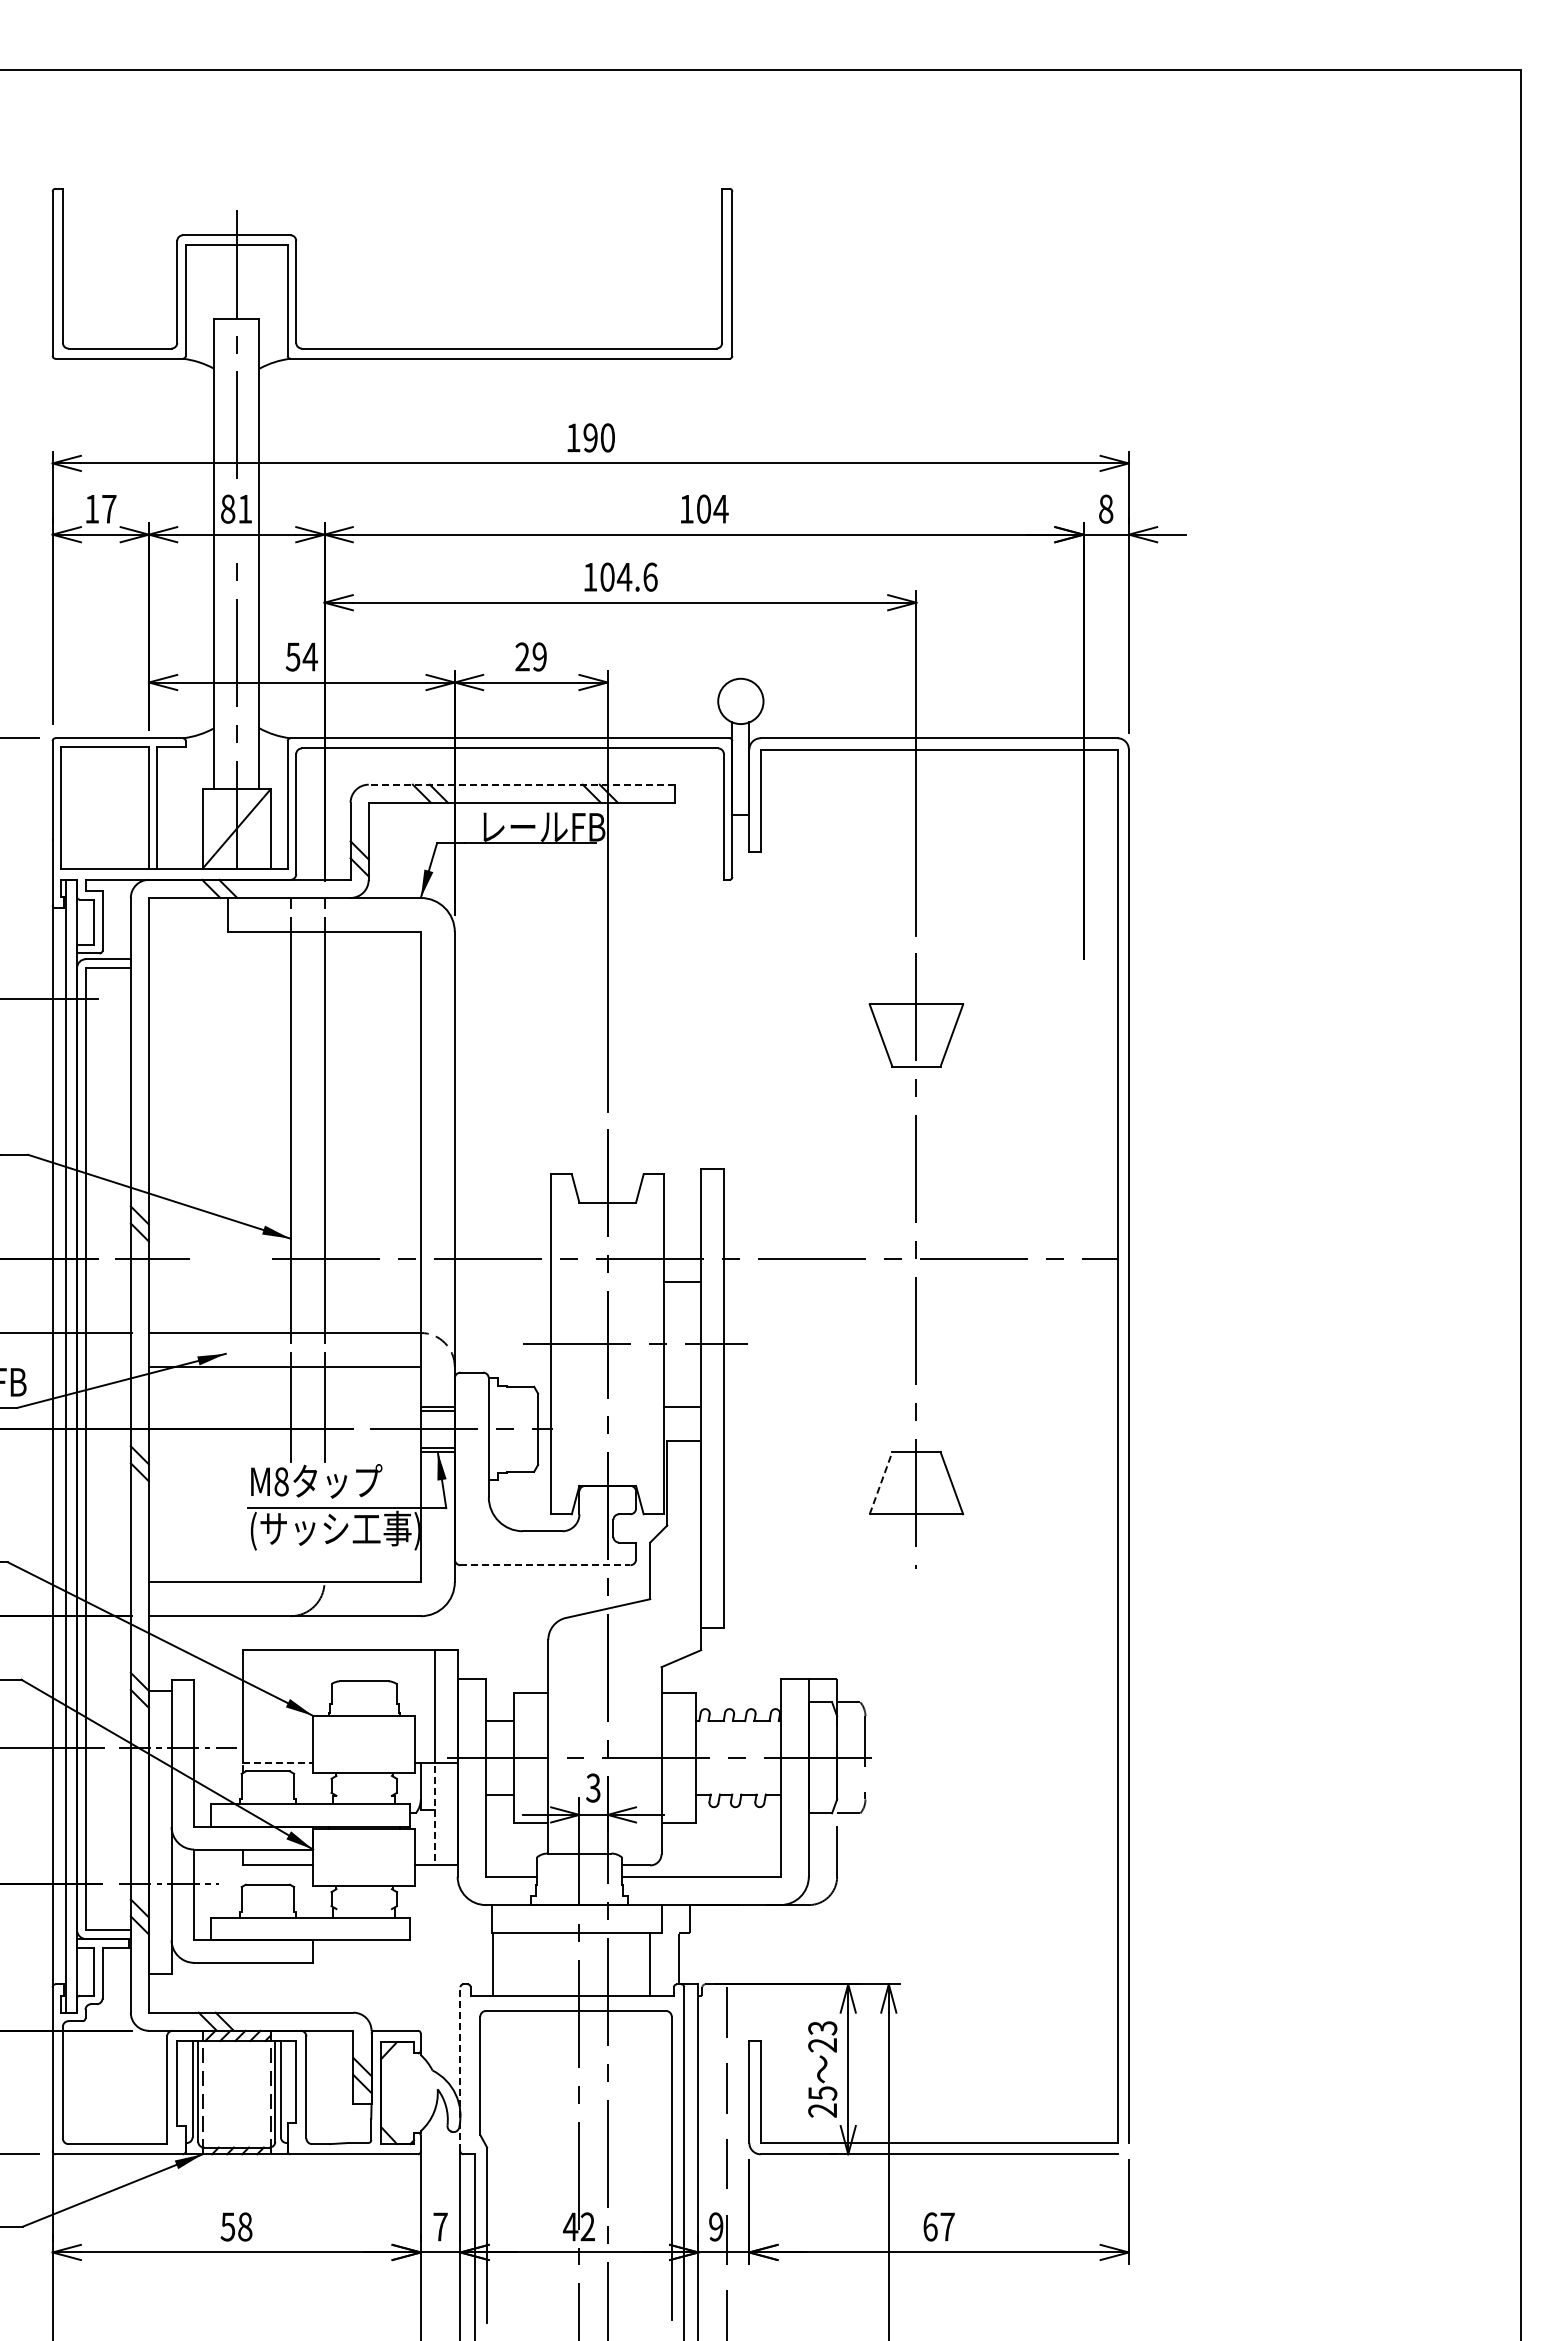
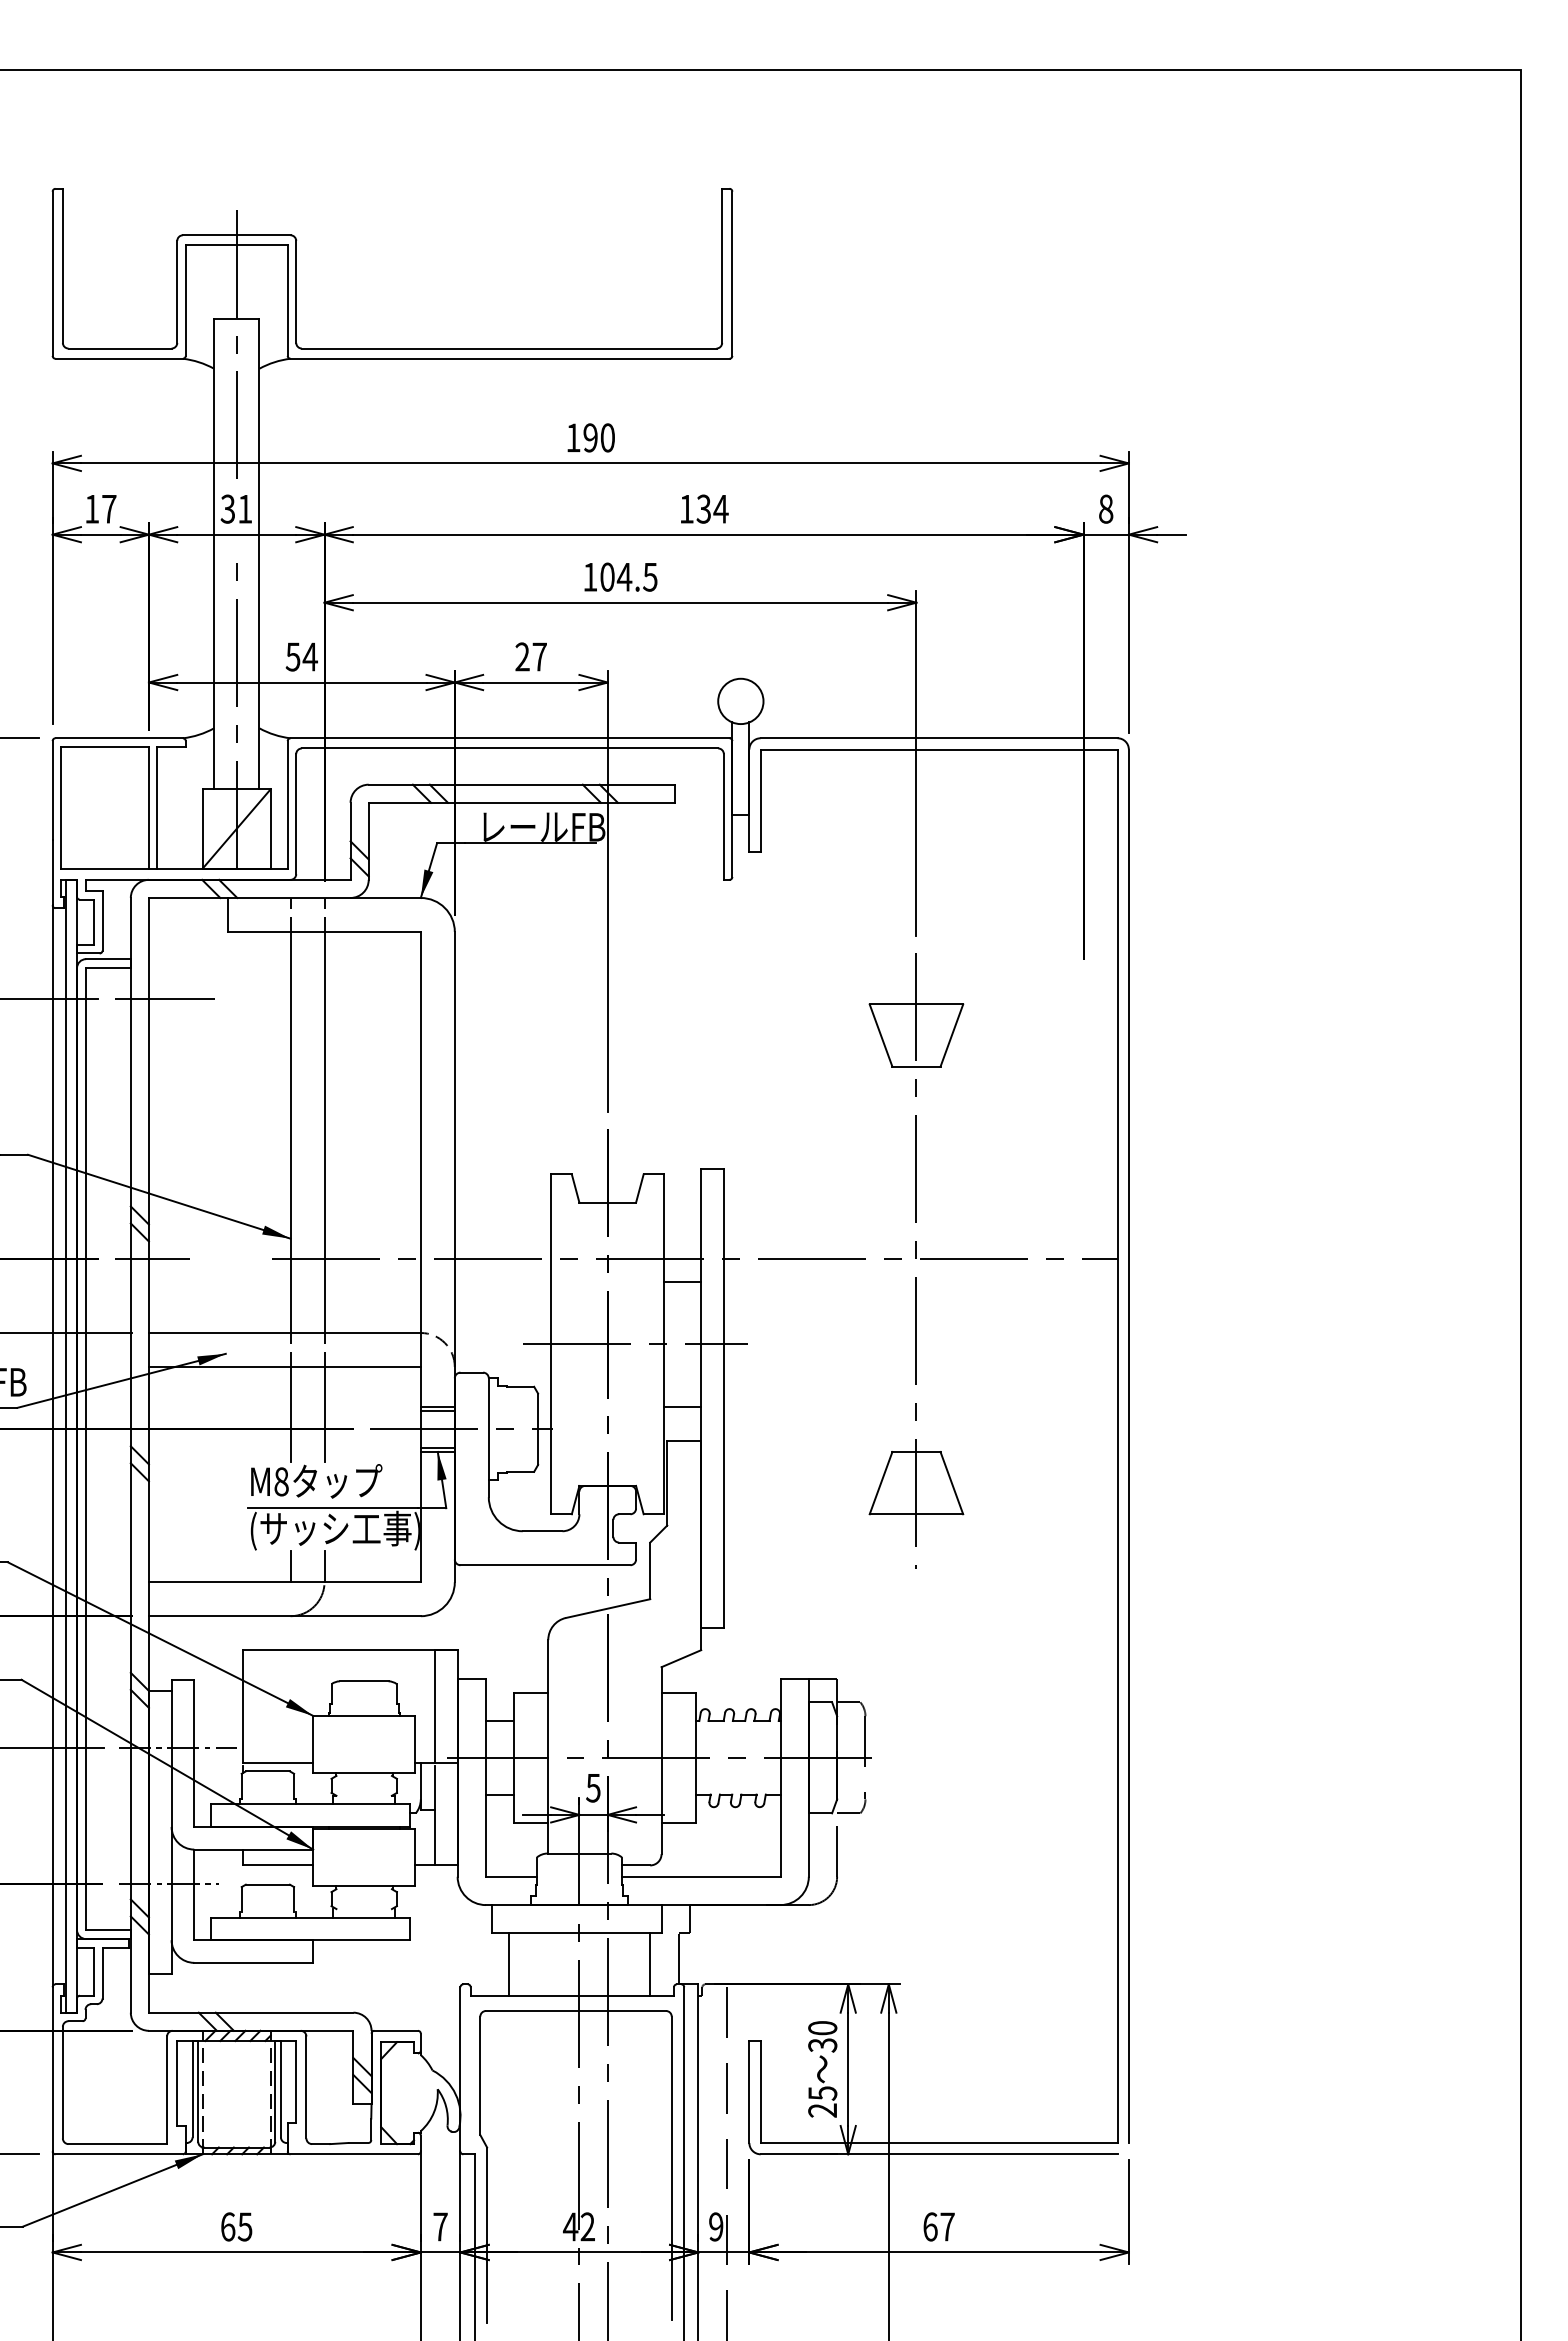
text: 81 -> 31 (227, 508)
text: 104 -> 134 (703, 508)
text: 104.6 -> 104.5 (650, 576)
text: 29 -> 27 (539, 656)
line: dashed -> solid (521, 784)
line: none -> present (164, 998)
line: dashed -> solid (881, 1482)
line: dashed -> solid (545, 1565)
line: none -> present (290, 1566)
line: none -> present (324, 1566)
line: dashed -> solid (278, 1763)
text: 3 -> 5 (593, 1787)
line: dashed -> solid (435, 1815)
line position: (492, 1964) -> (508, 1964) (508, 1964)
text: 23 -> 30 (822, 2036)
line: dashed -> solid (460, 2068)
text: 58 -> 65 (236, 2226)
